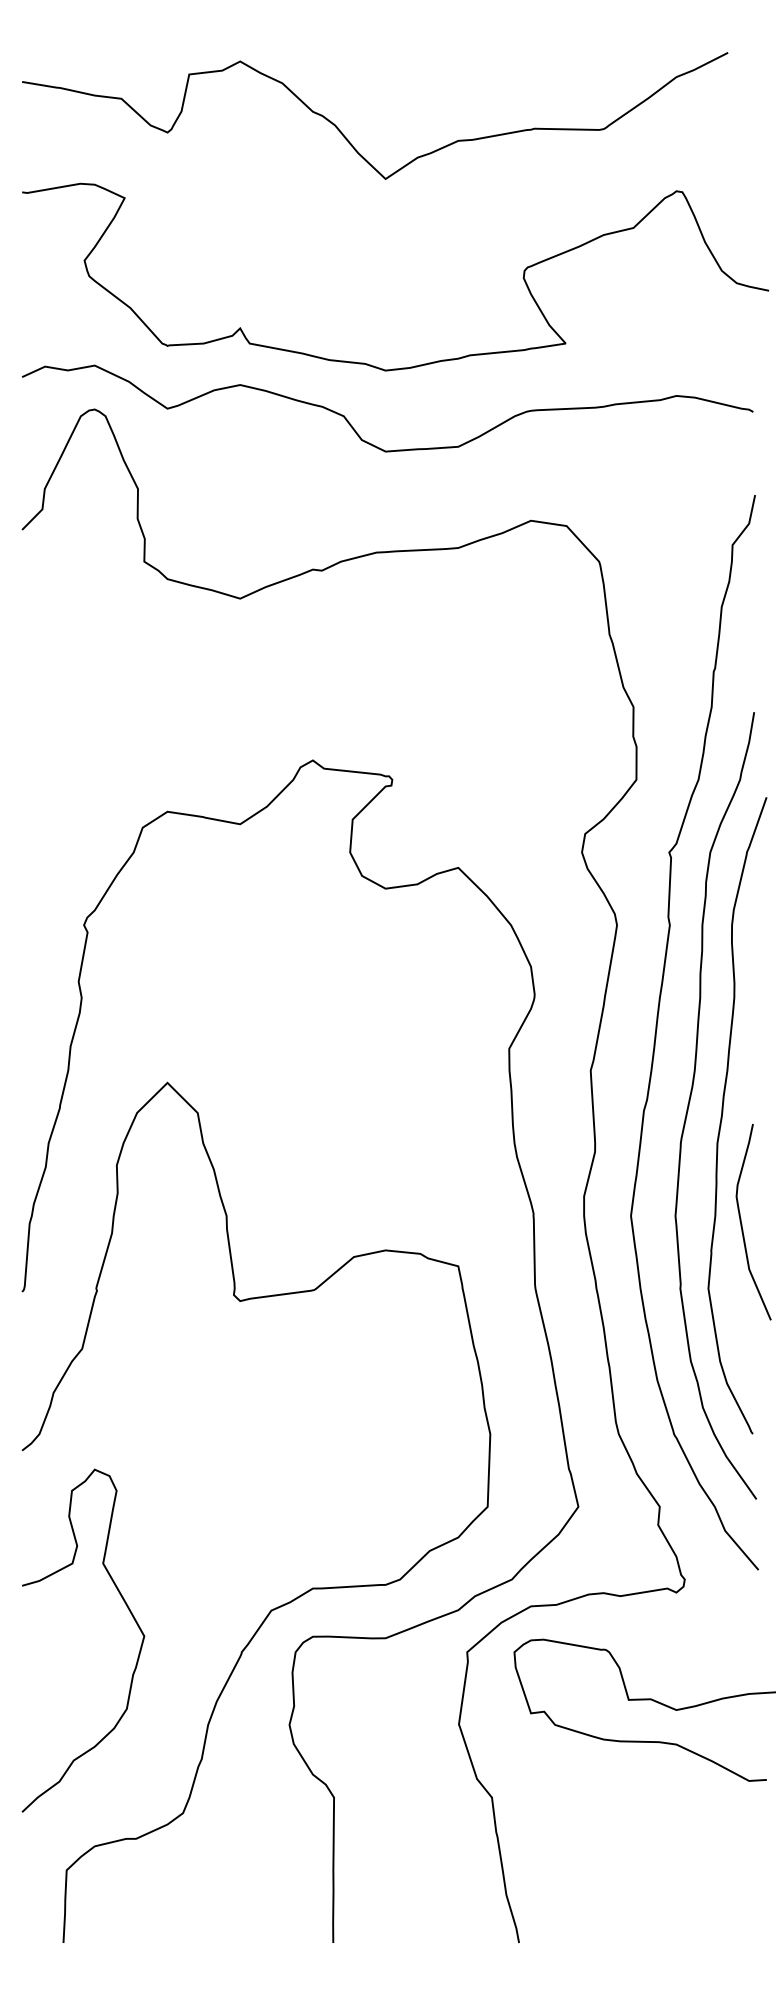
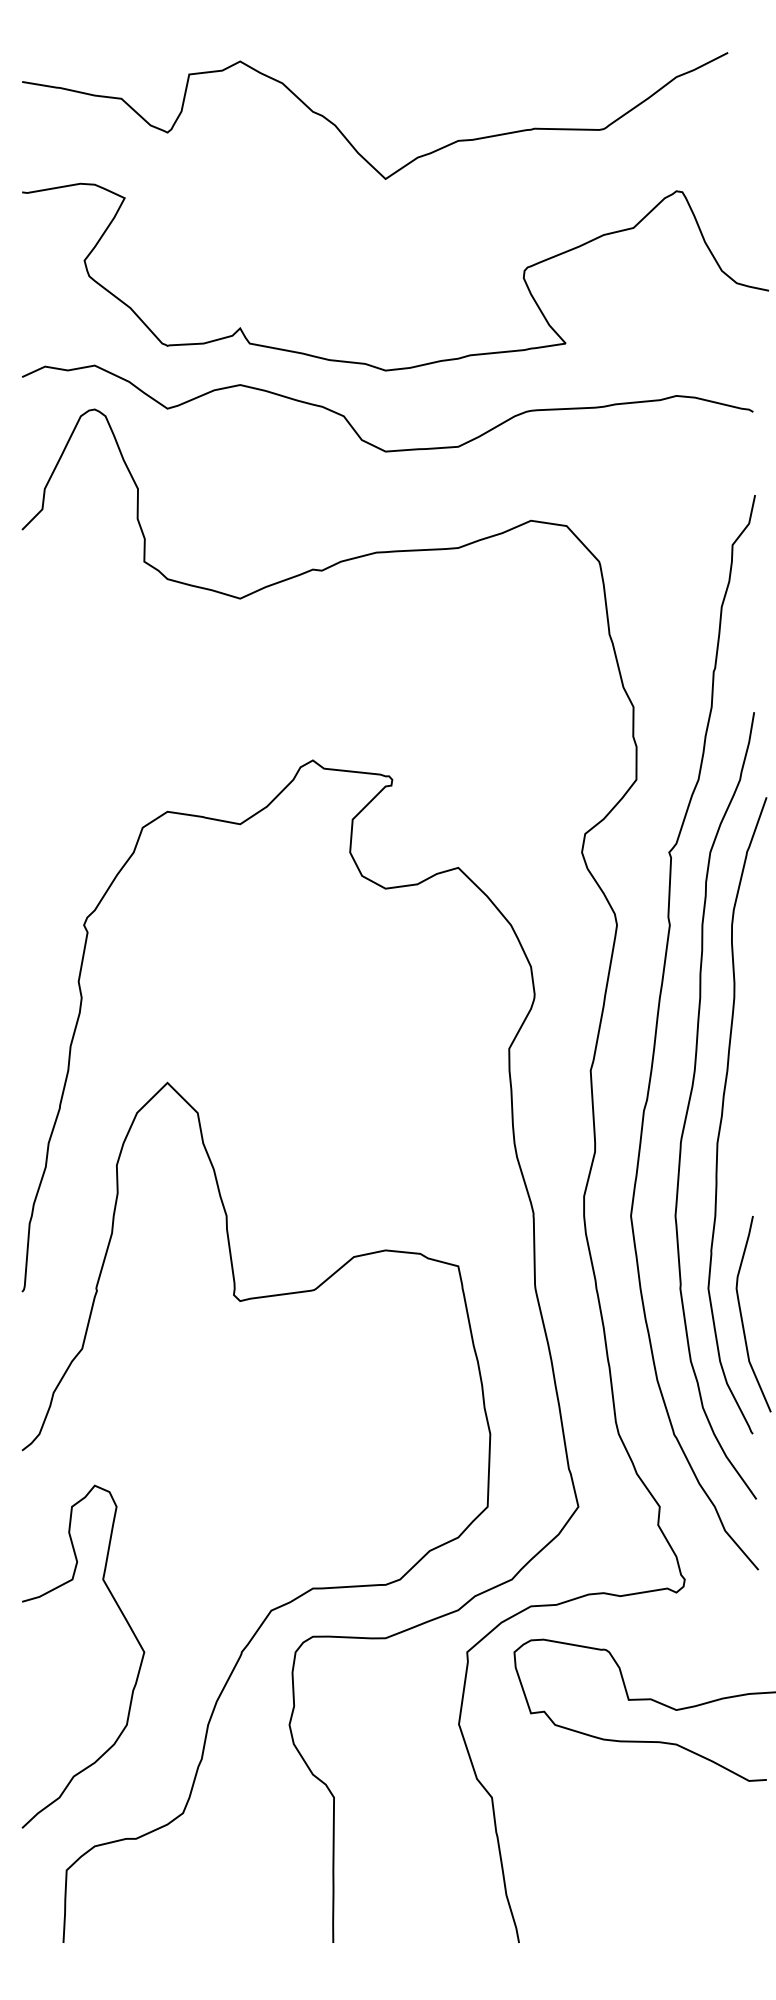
curve position: (742, 1223) -> (742, 1315) (742, 1315)
curve position: (128, 1610) -> (128, 1626) (128, 1626)
